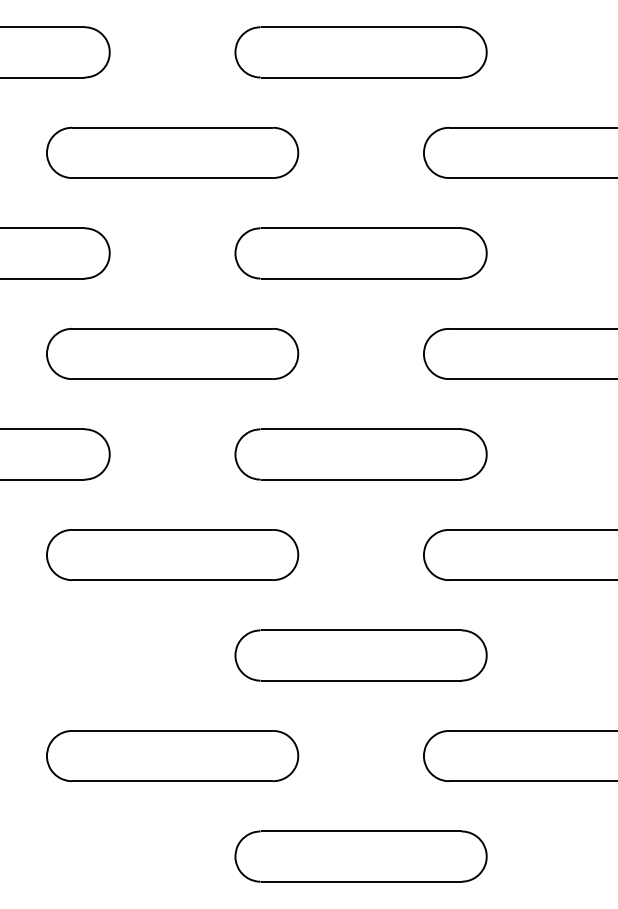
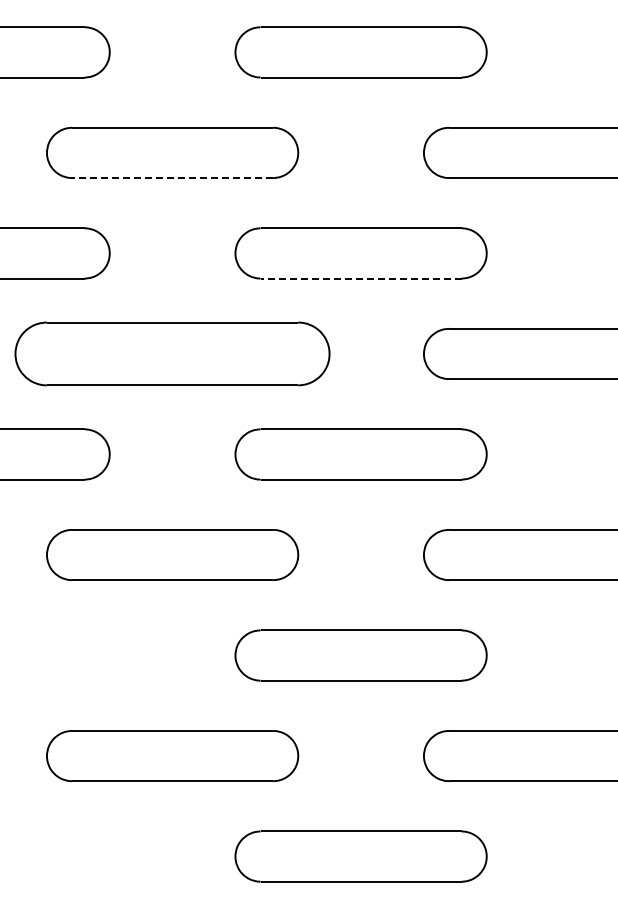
line: solid -> dashed (172, 178)
line: solid -> dashed (361, 278)
part size: 254x52 px -> 317x66 px (172, 353)
